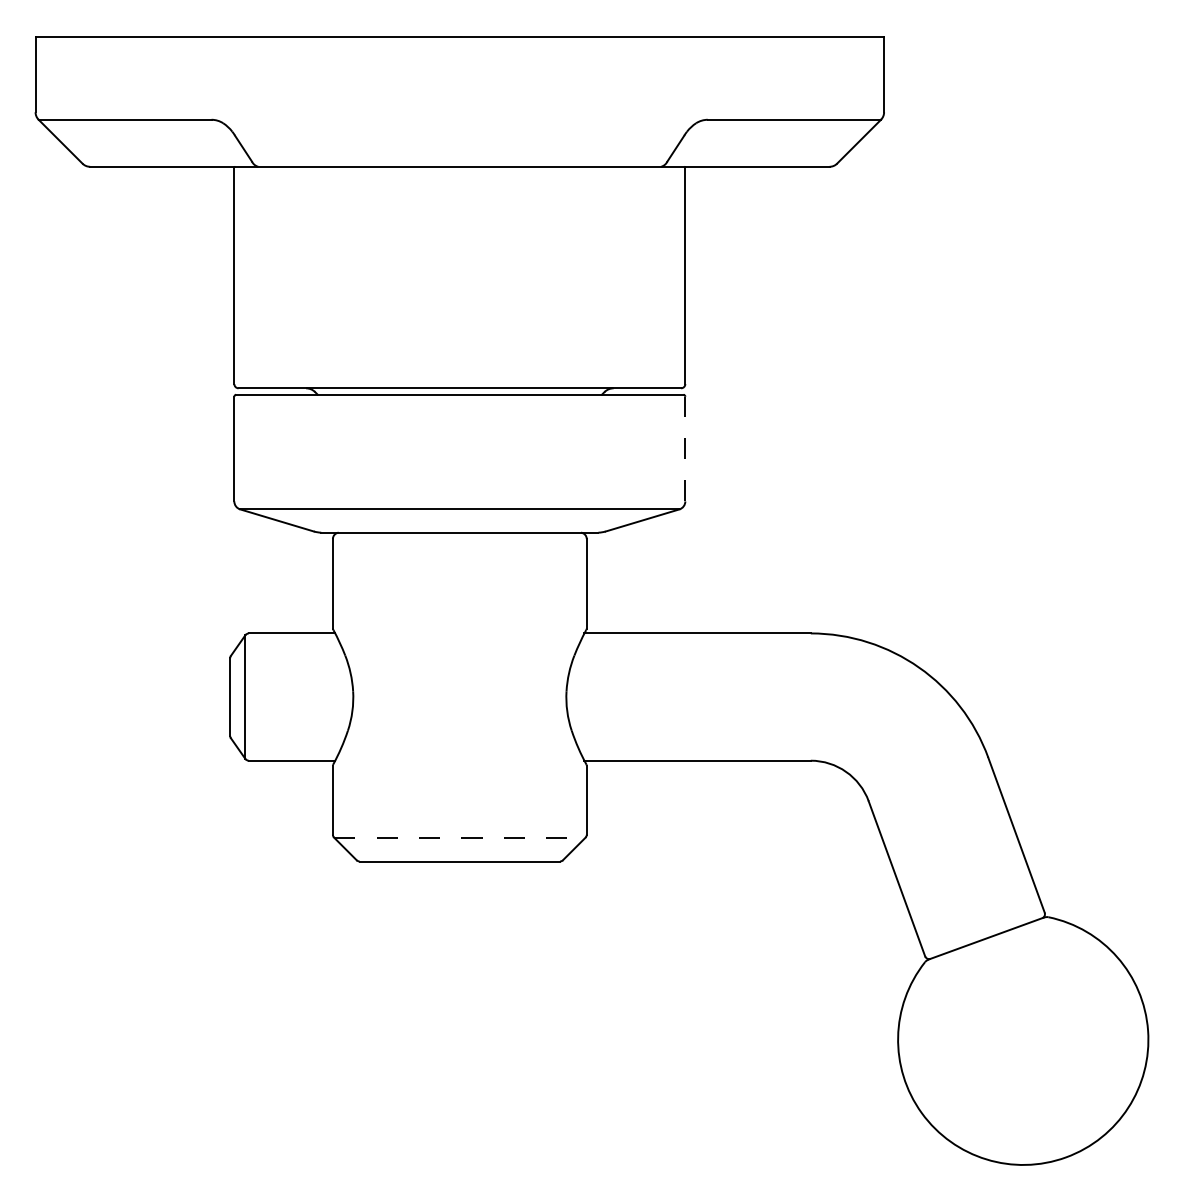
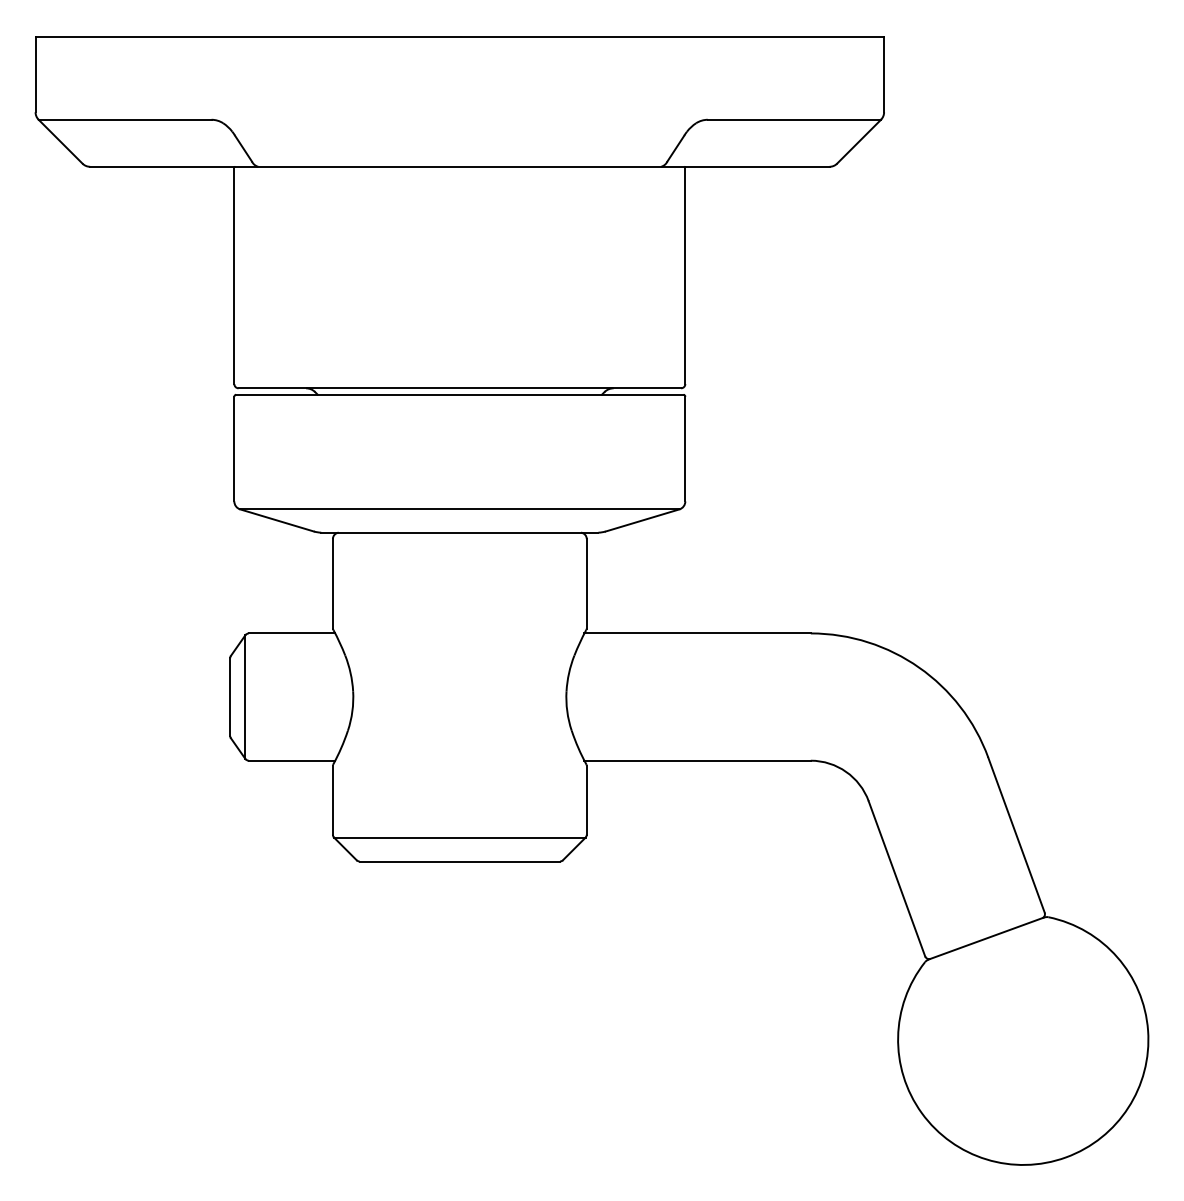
line: dashed -> solid (685, 448)
line: dashed -> solid (459, 837)
